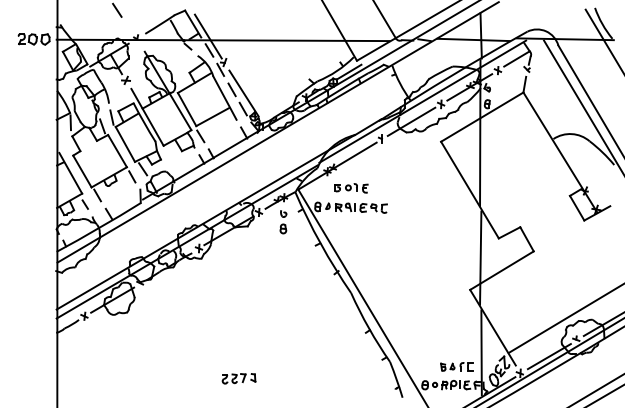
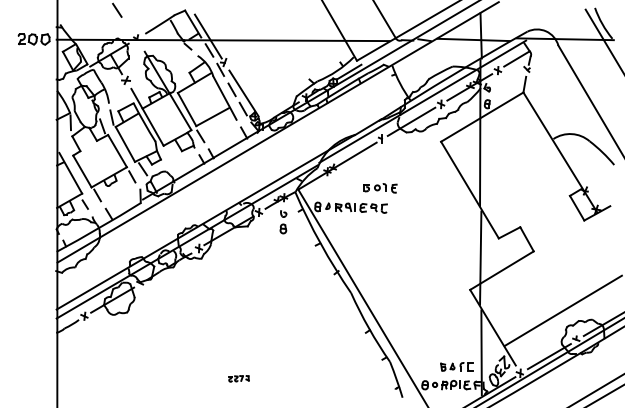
line: present -> none (582, 105)
part position: (351, 188) -> (380, 188) (380, 188)
line position: (564, 319) -> (562, 310) (562, 310)
part size: 36x12 px -> 22x8 px (238, 378)
